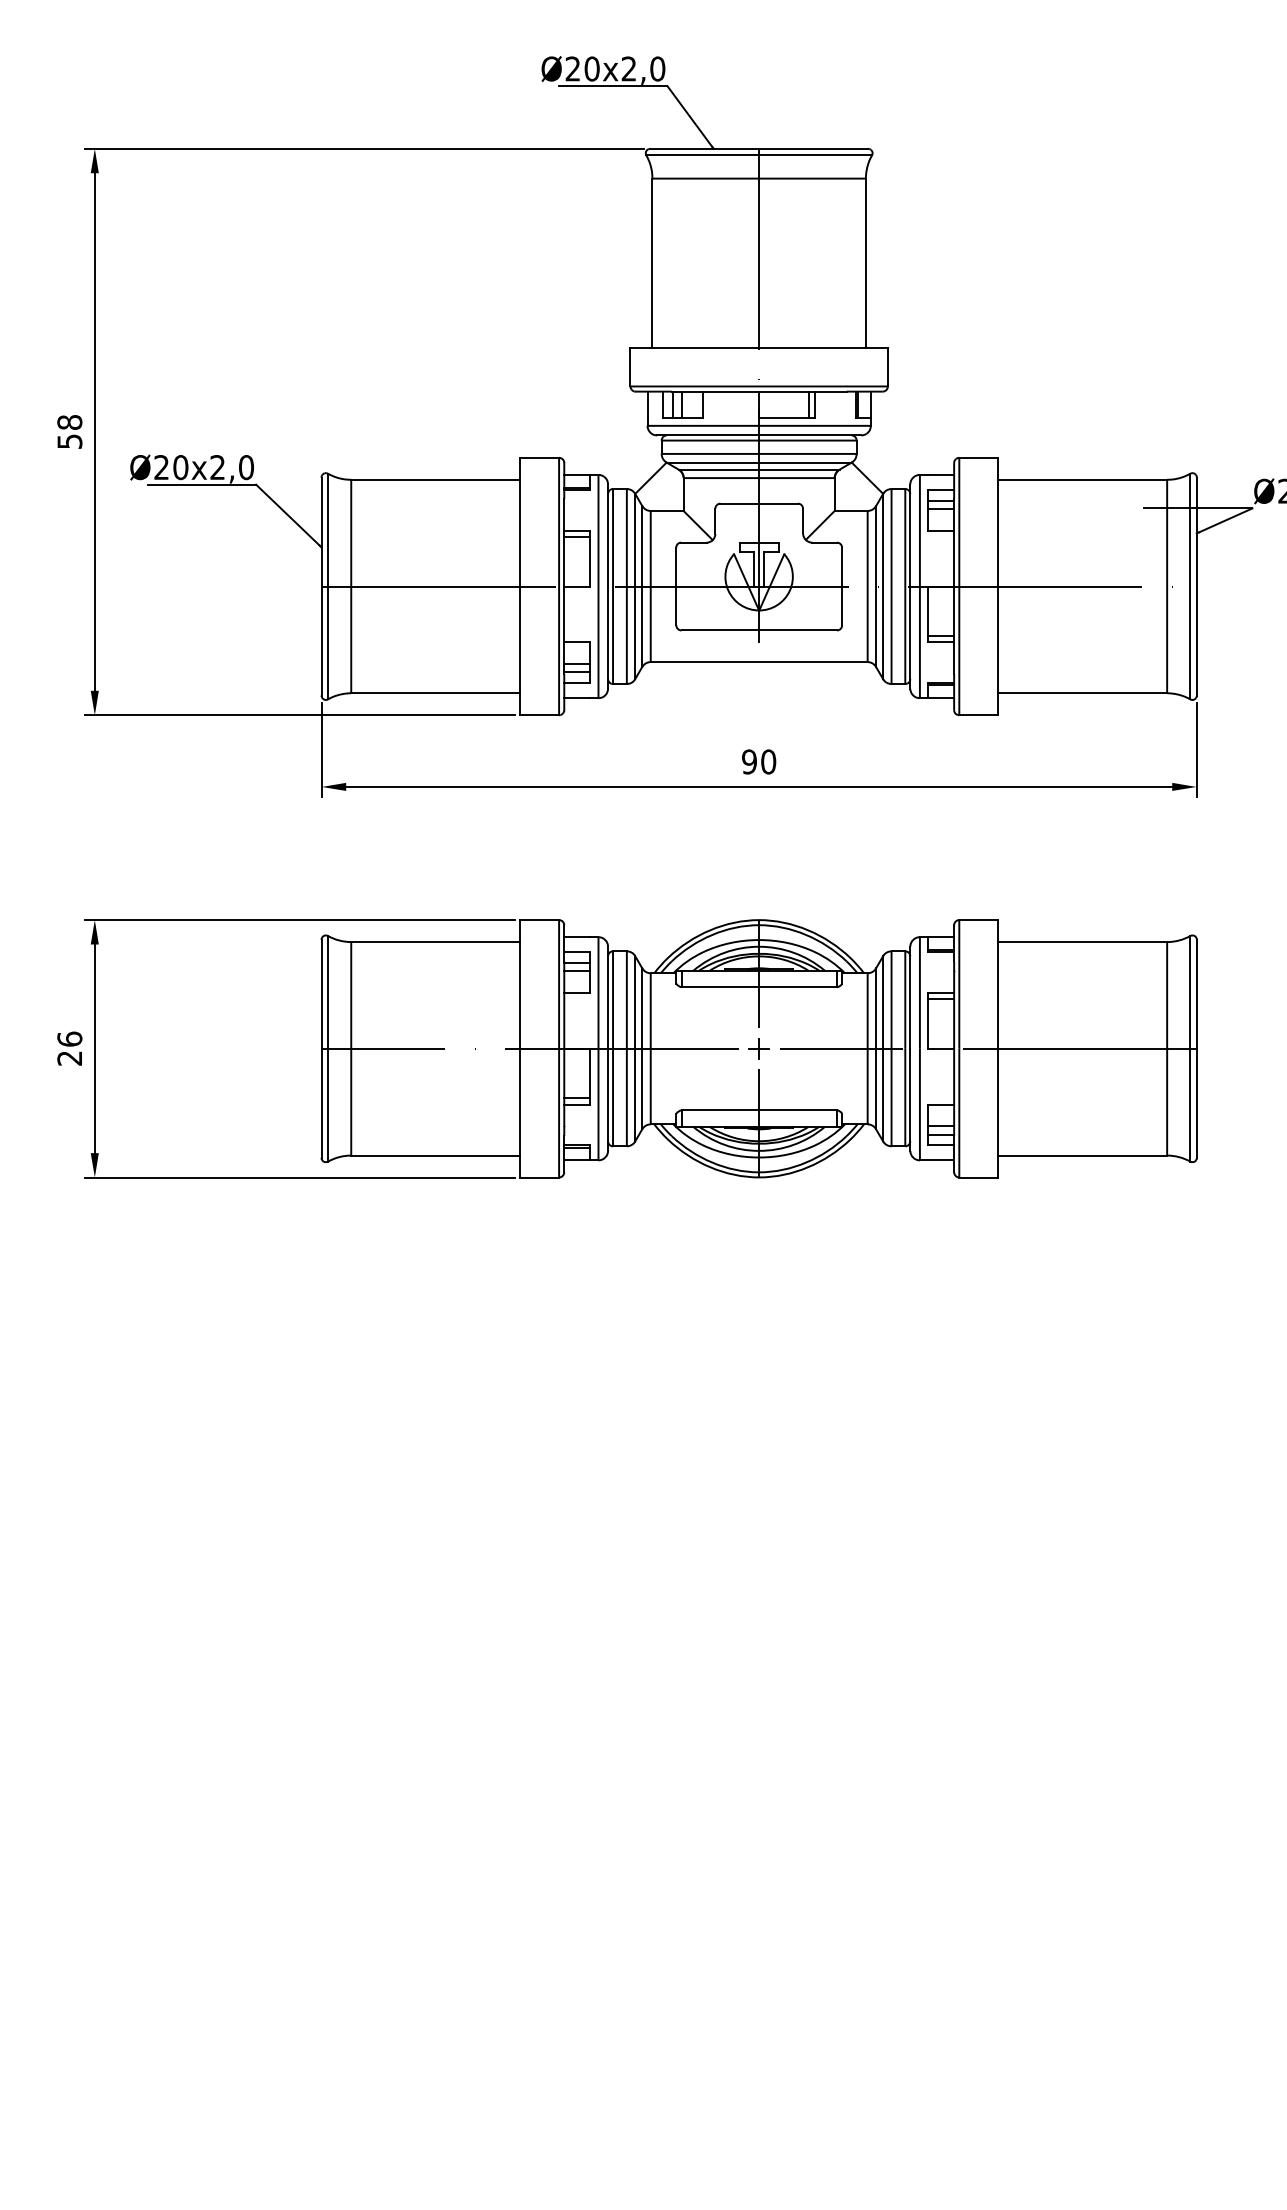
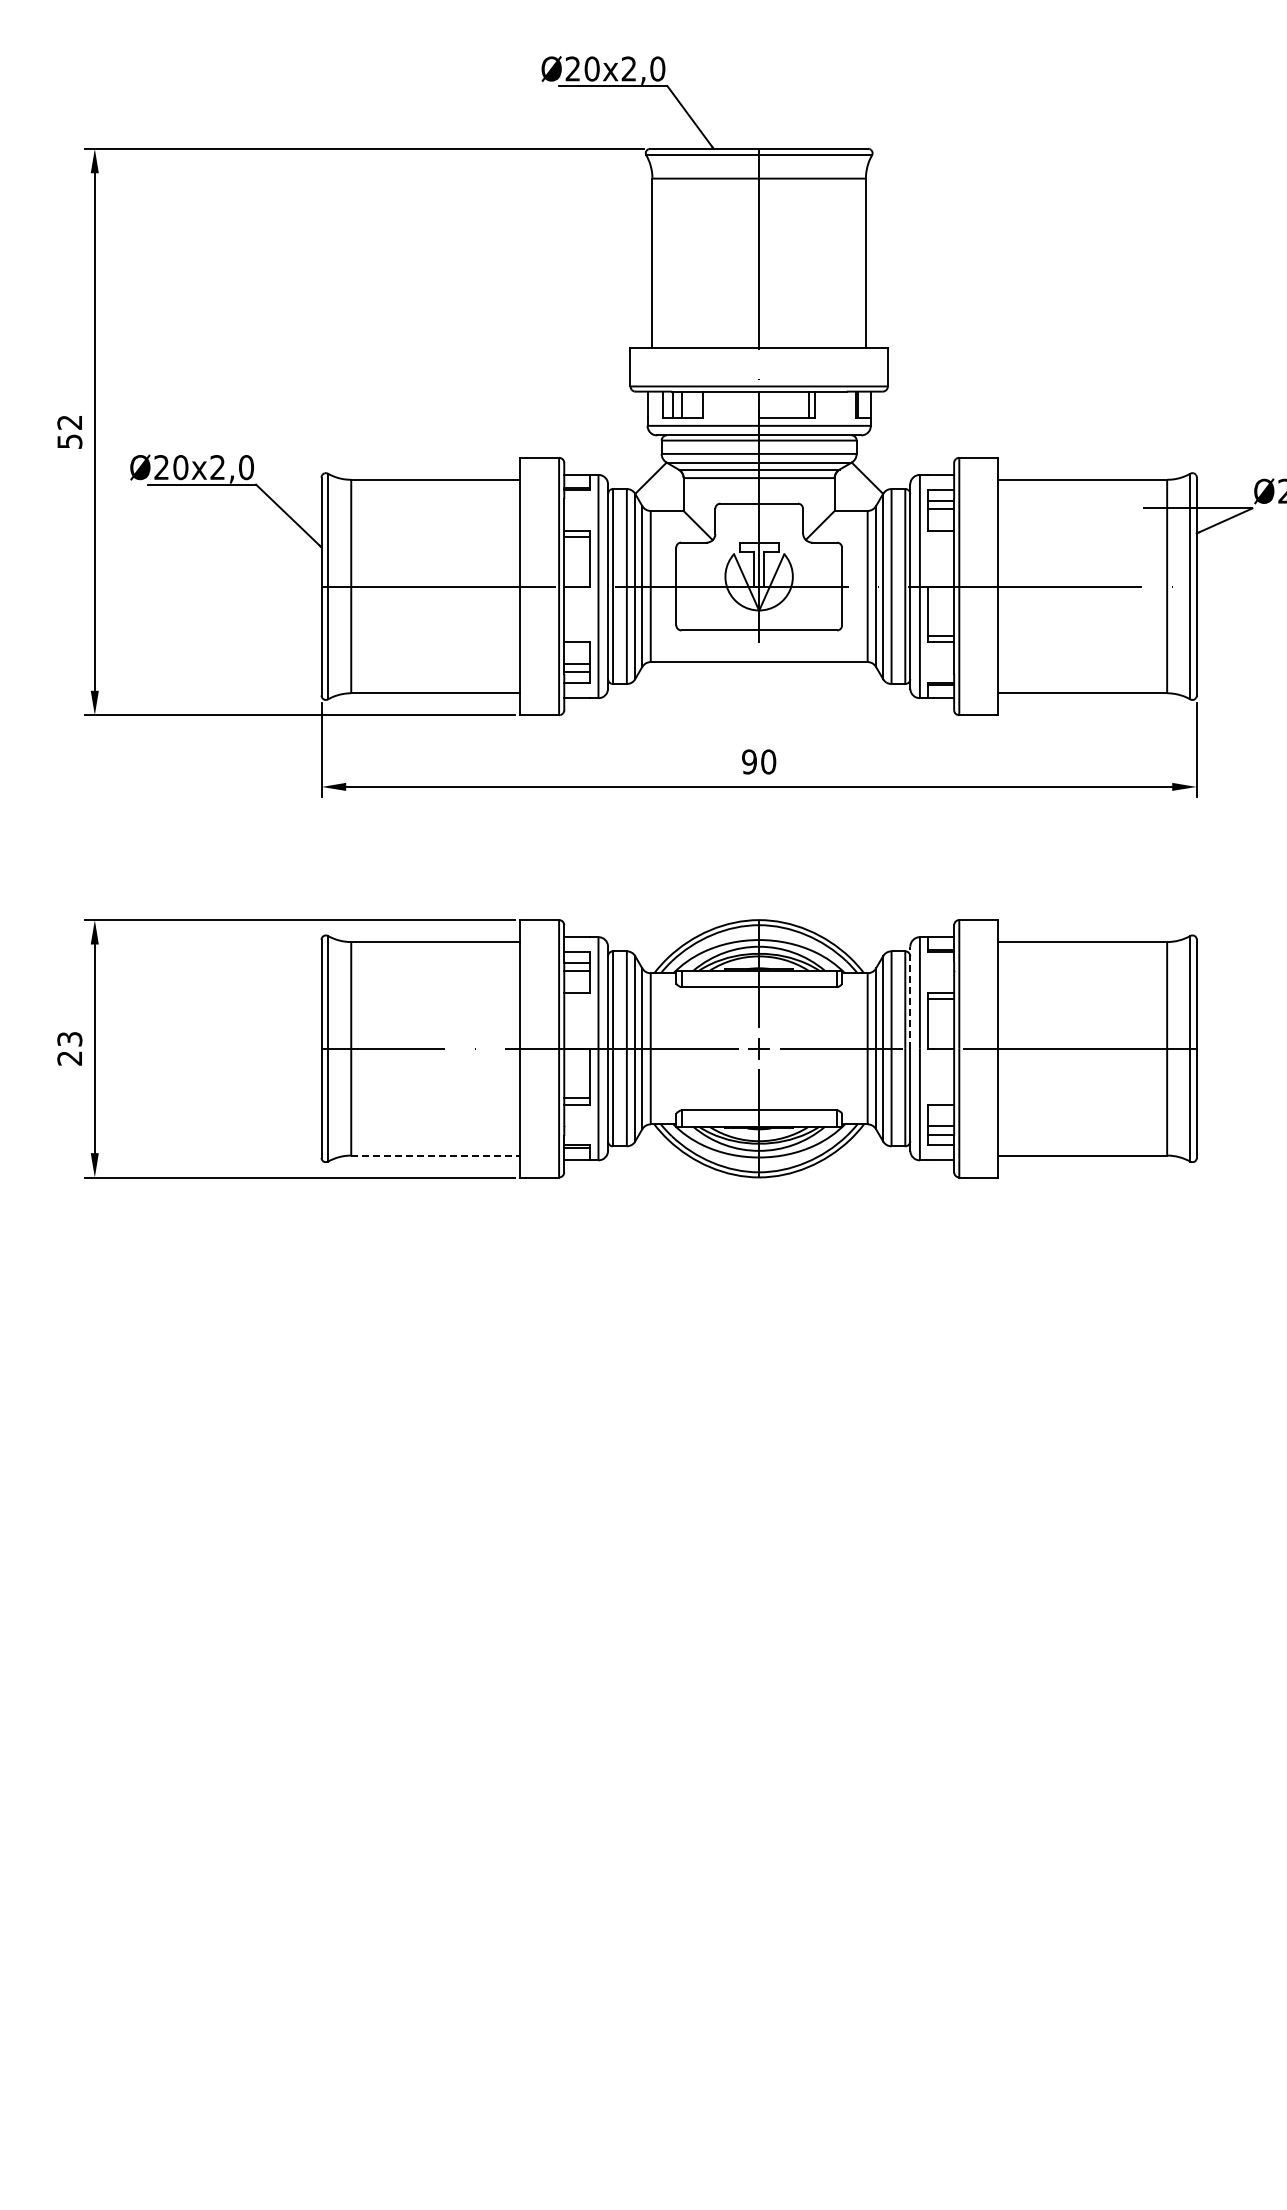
text: 58 -> 52 (69, 422)
line: solid -> dashed (910, 997)
text: 26 -> 23 (69, 1038)
line: solid -> dashed (435, 1155)
